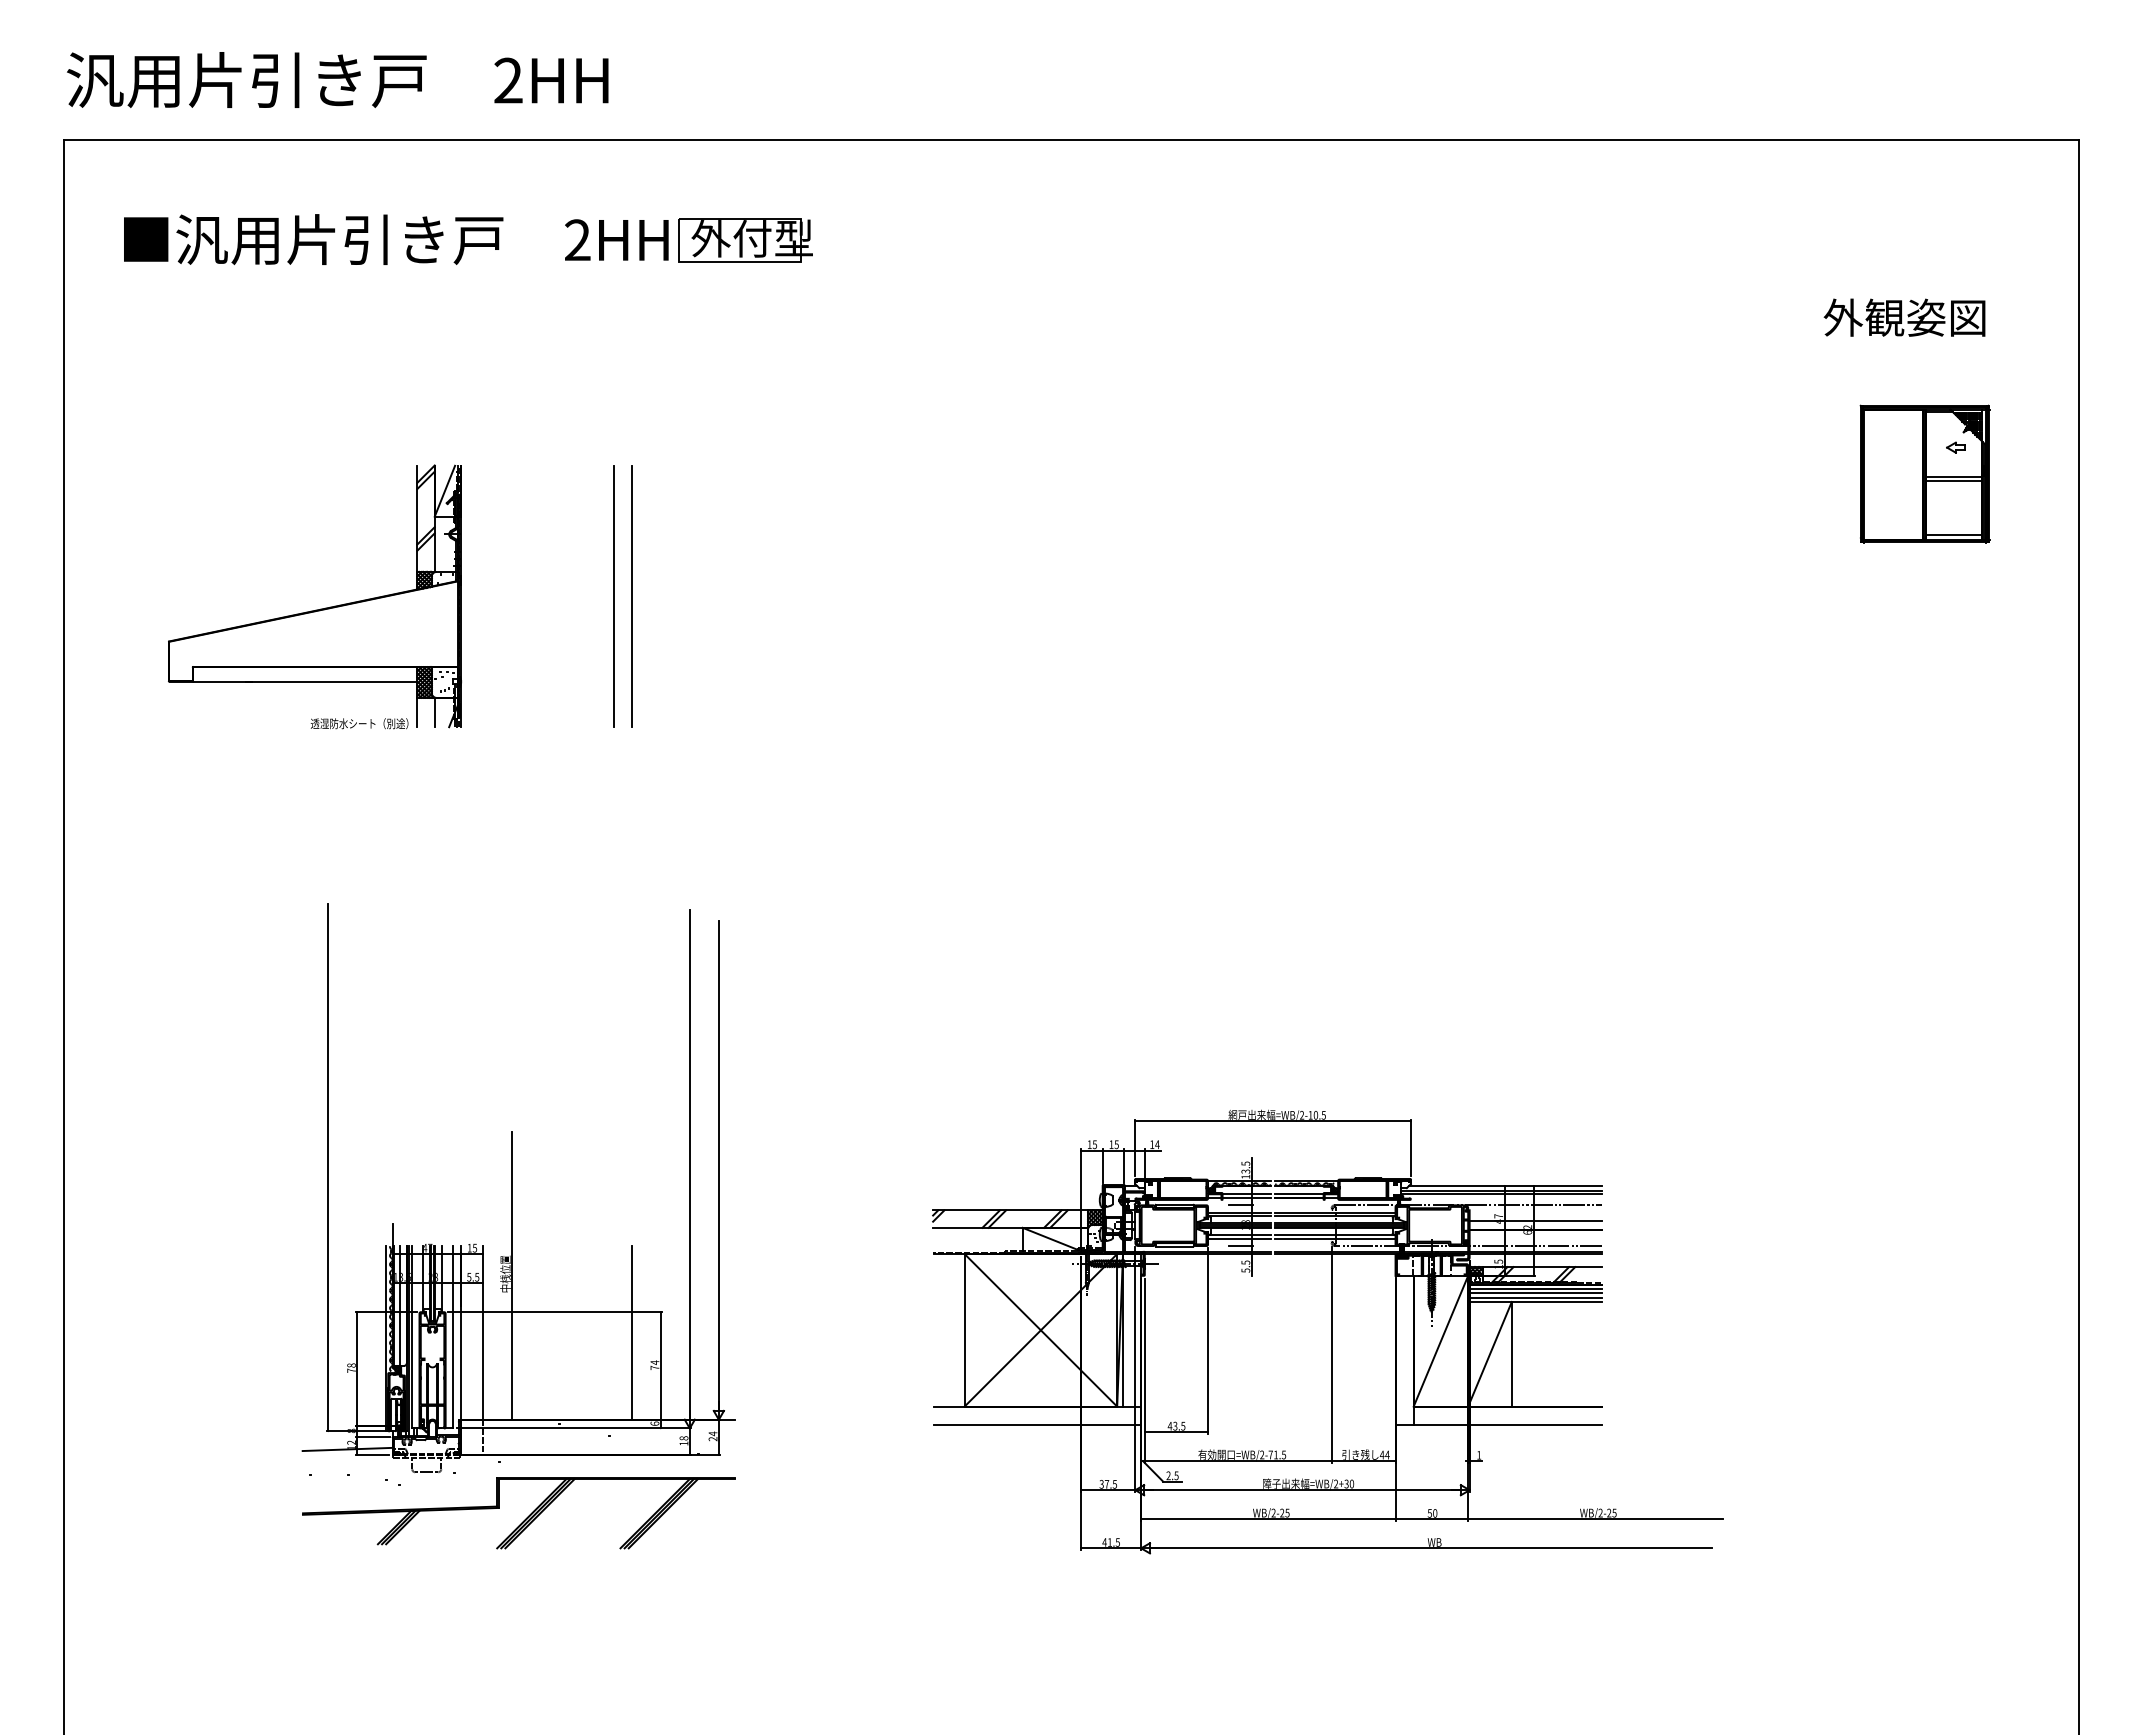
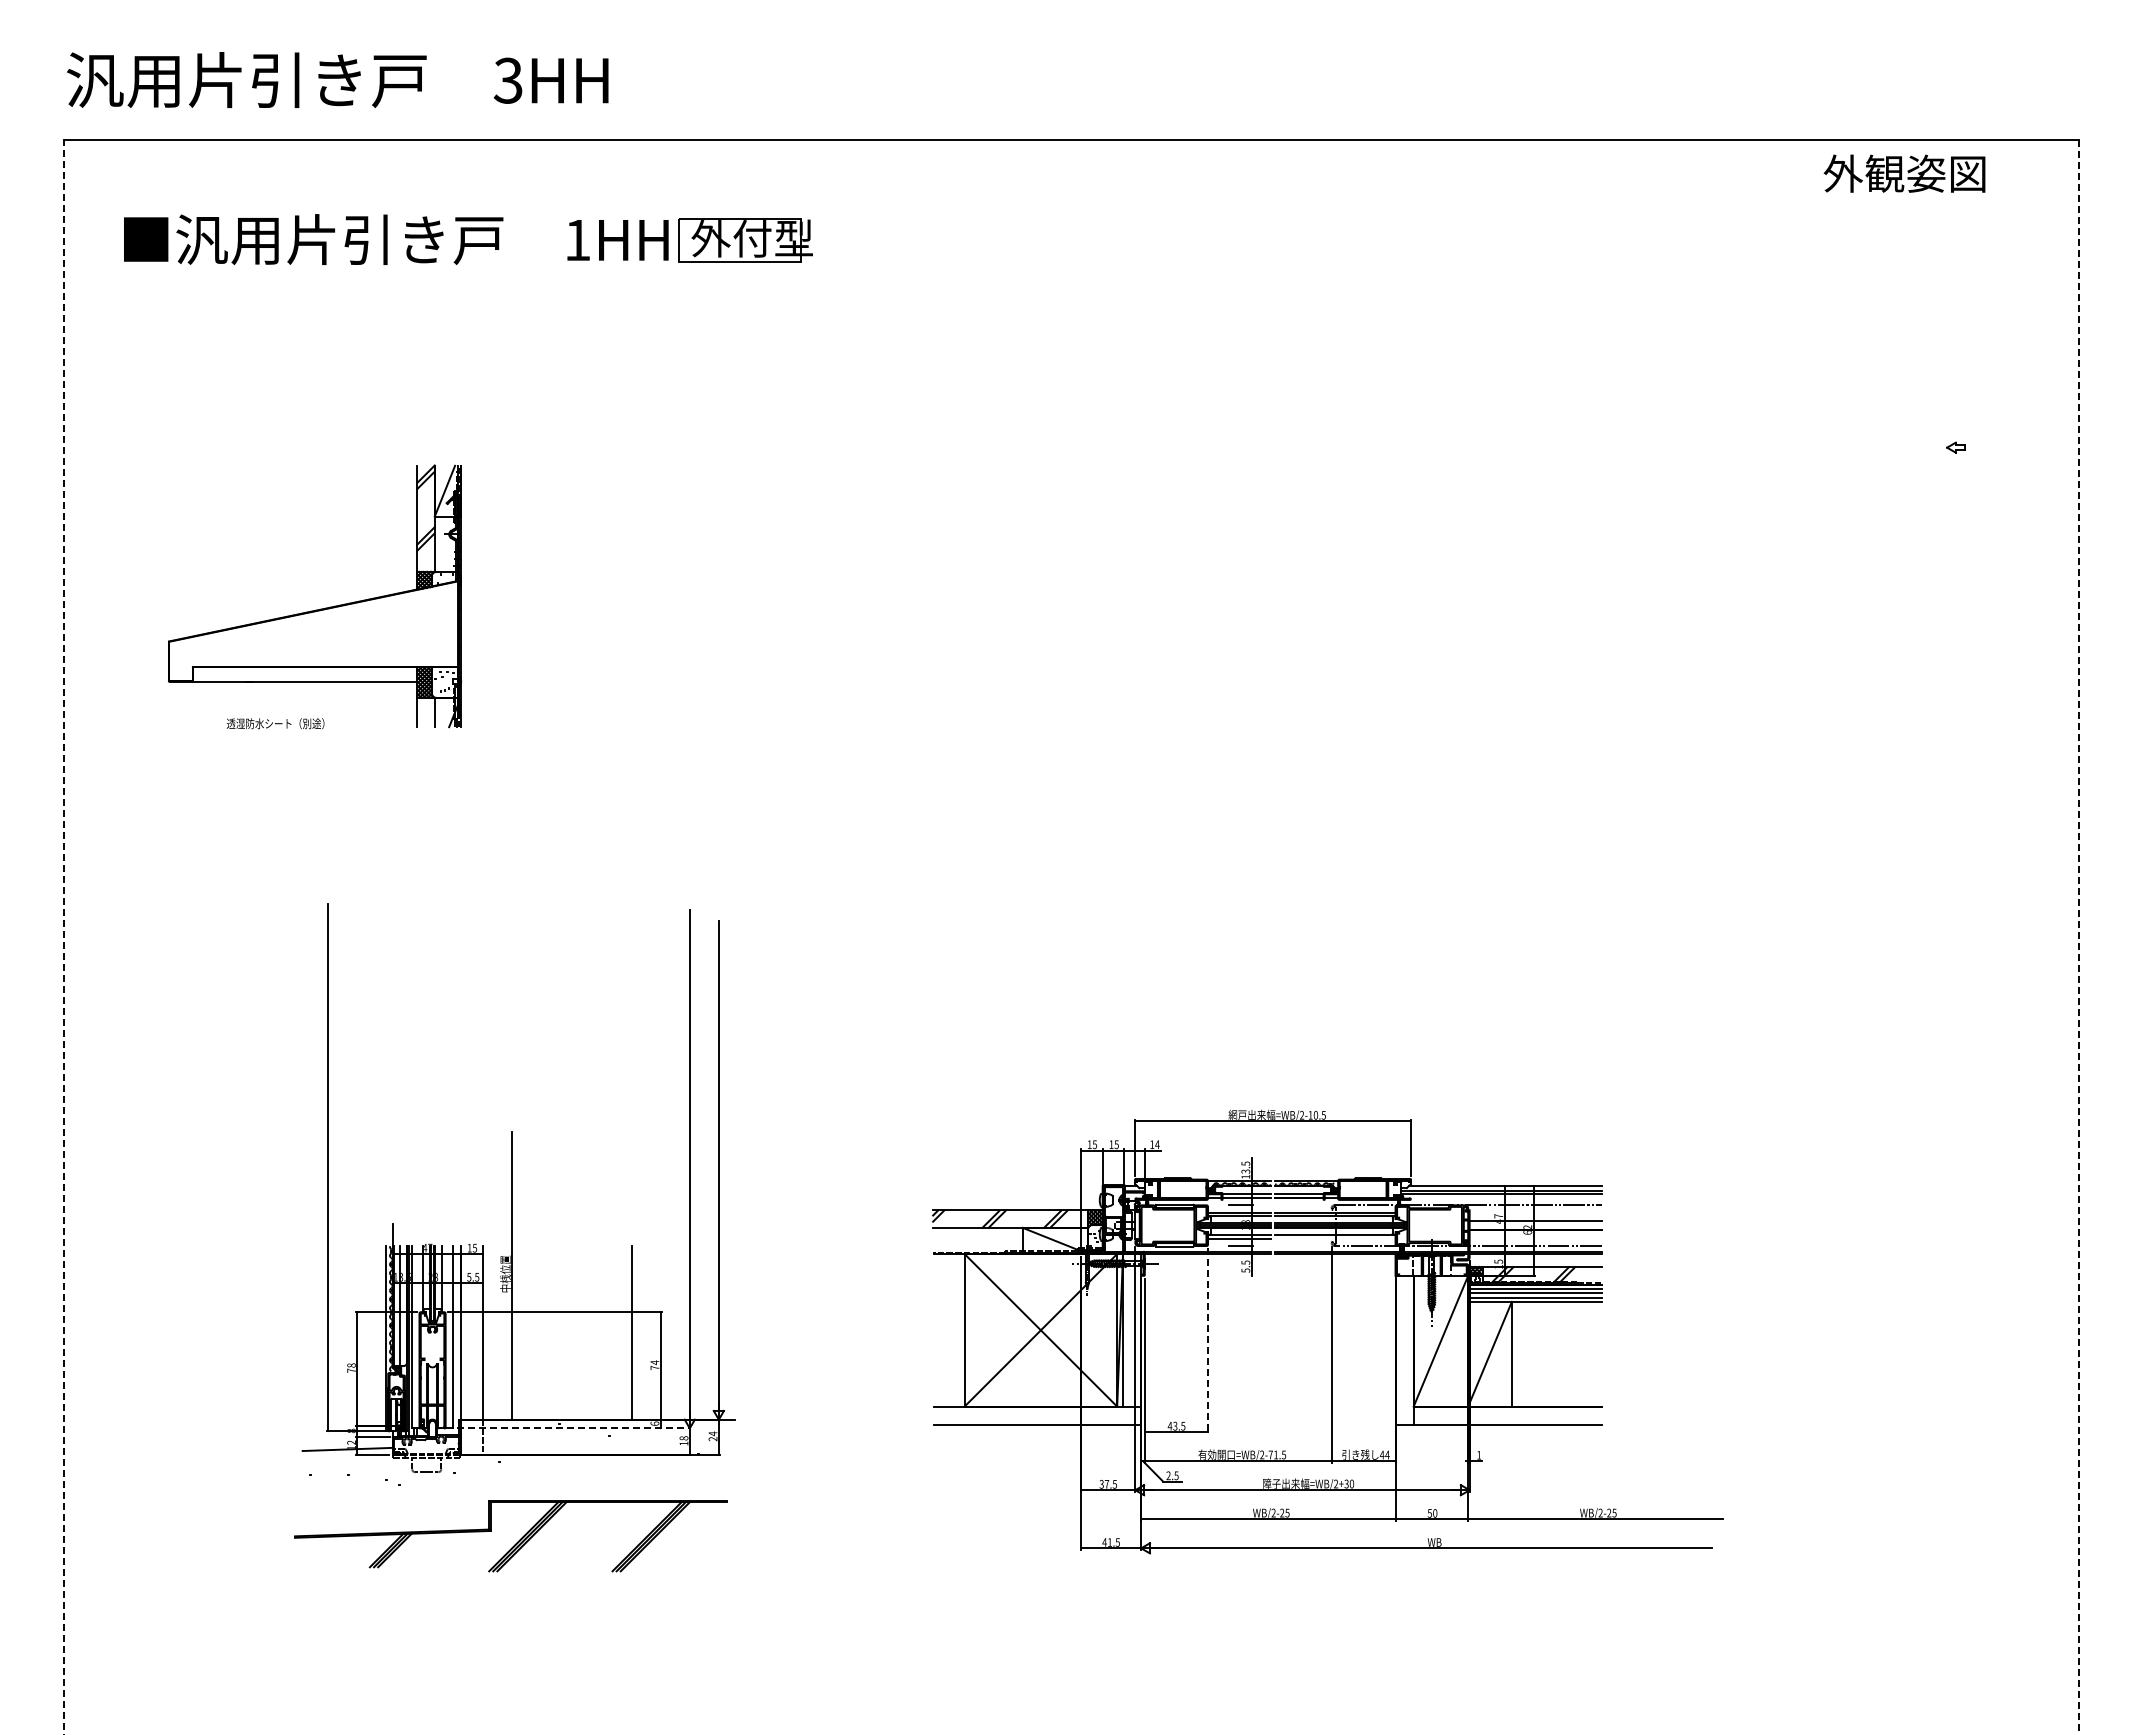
text: 2HH -> 3HH (507, 80)
text: 2HH -> 1HH (577, 239)
text position: (1904, 317) -> (1904, 173) (1904, 173)
part: present -> none (1924, 473)
line: present -> none (613, 596)
line: present -> none (631, 596)
text position: (359, 723) -> (275, 723) (275, 723)
line: solid -> dashed (64, 936)
line: solid -> dashed (2078, 937)
line: present -> none (1335, 1238)
line: solid -> dashed (1208, 1340)
line: solid -> dashed (574, 1428)
part position: (524, 1519) -> (516, 1542) (516, 1542)
